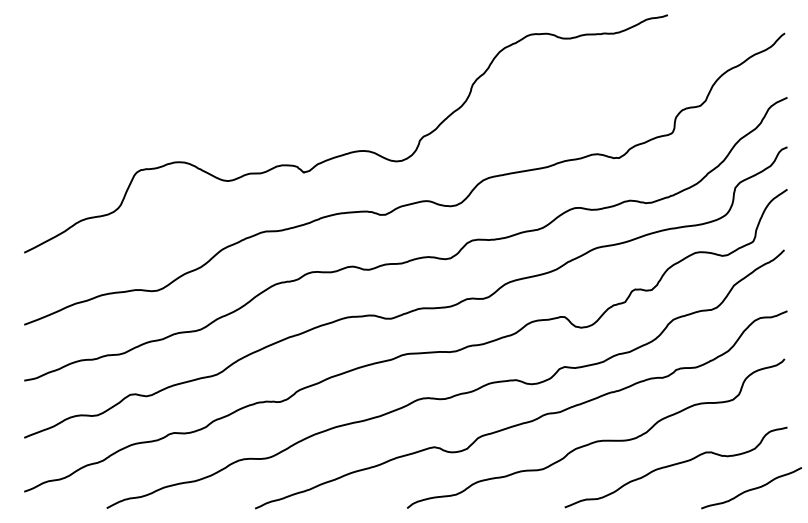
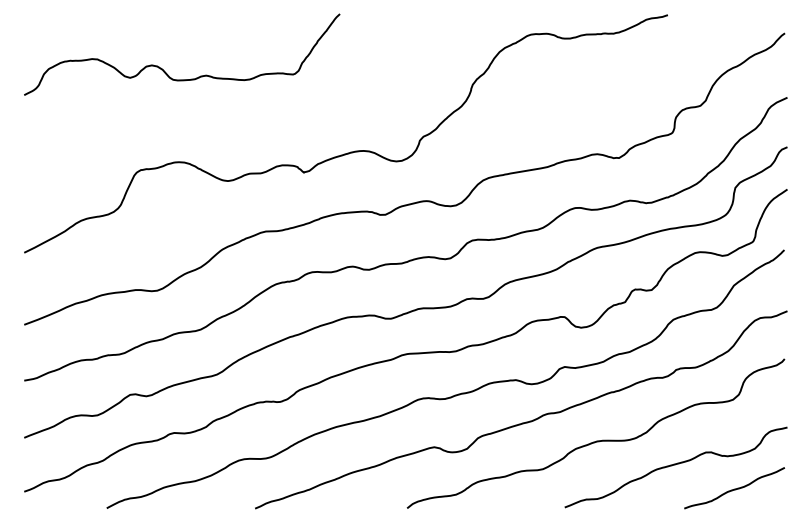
curve: none -> present (165, 71)
curve position: (751, 488) -> (734, 488) (734, 488)
